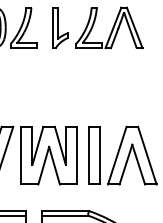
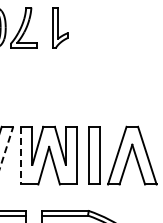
part: present -> none (109, 27)
line: solid -> dashed (6, 146)
line: solid -> dashed (20, 155)
